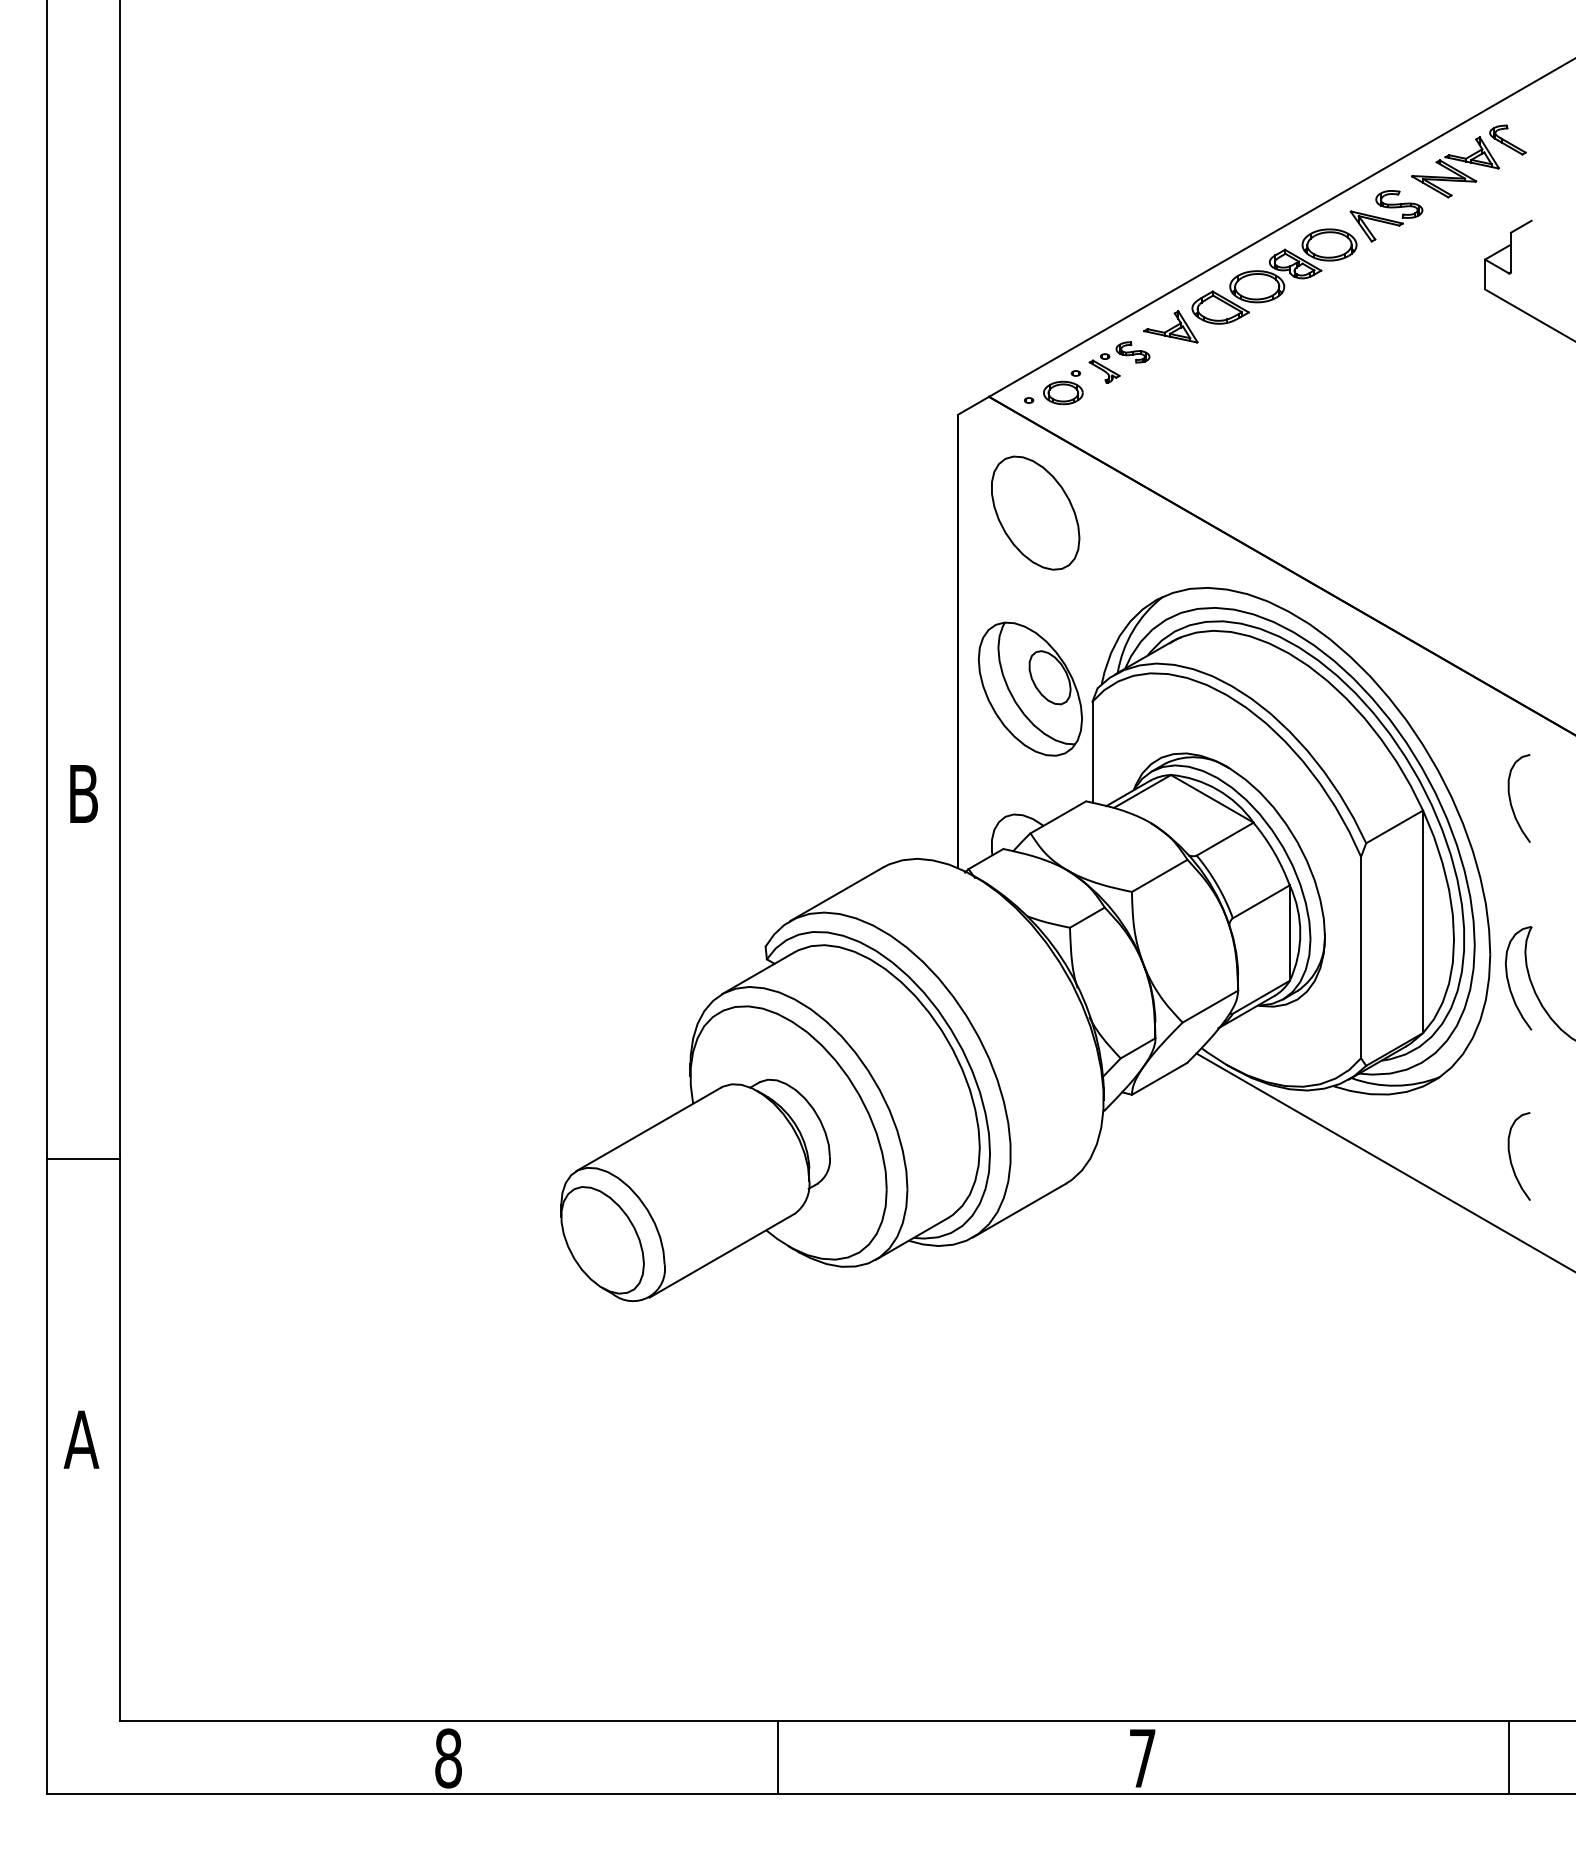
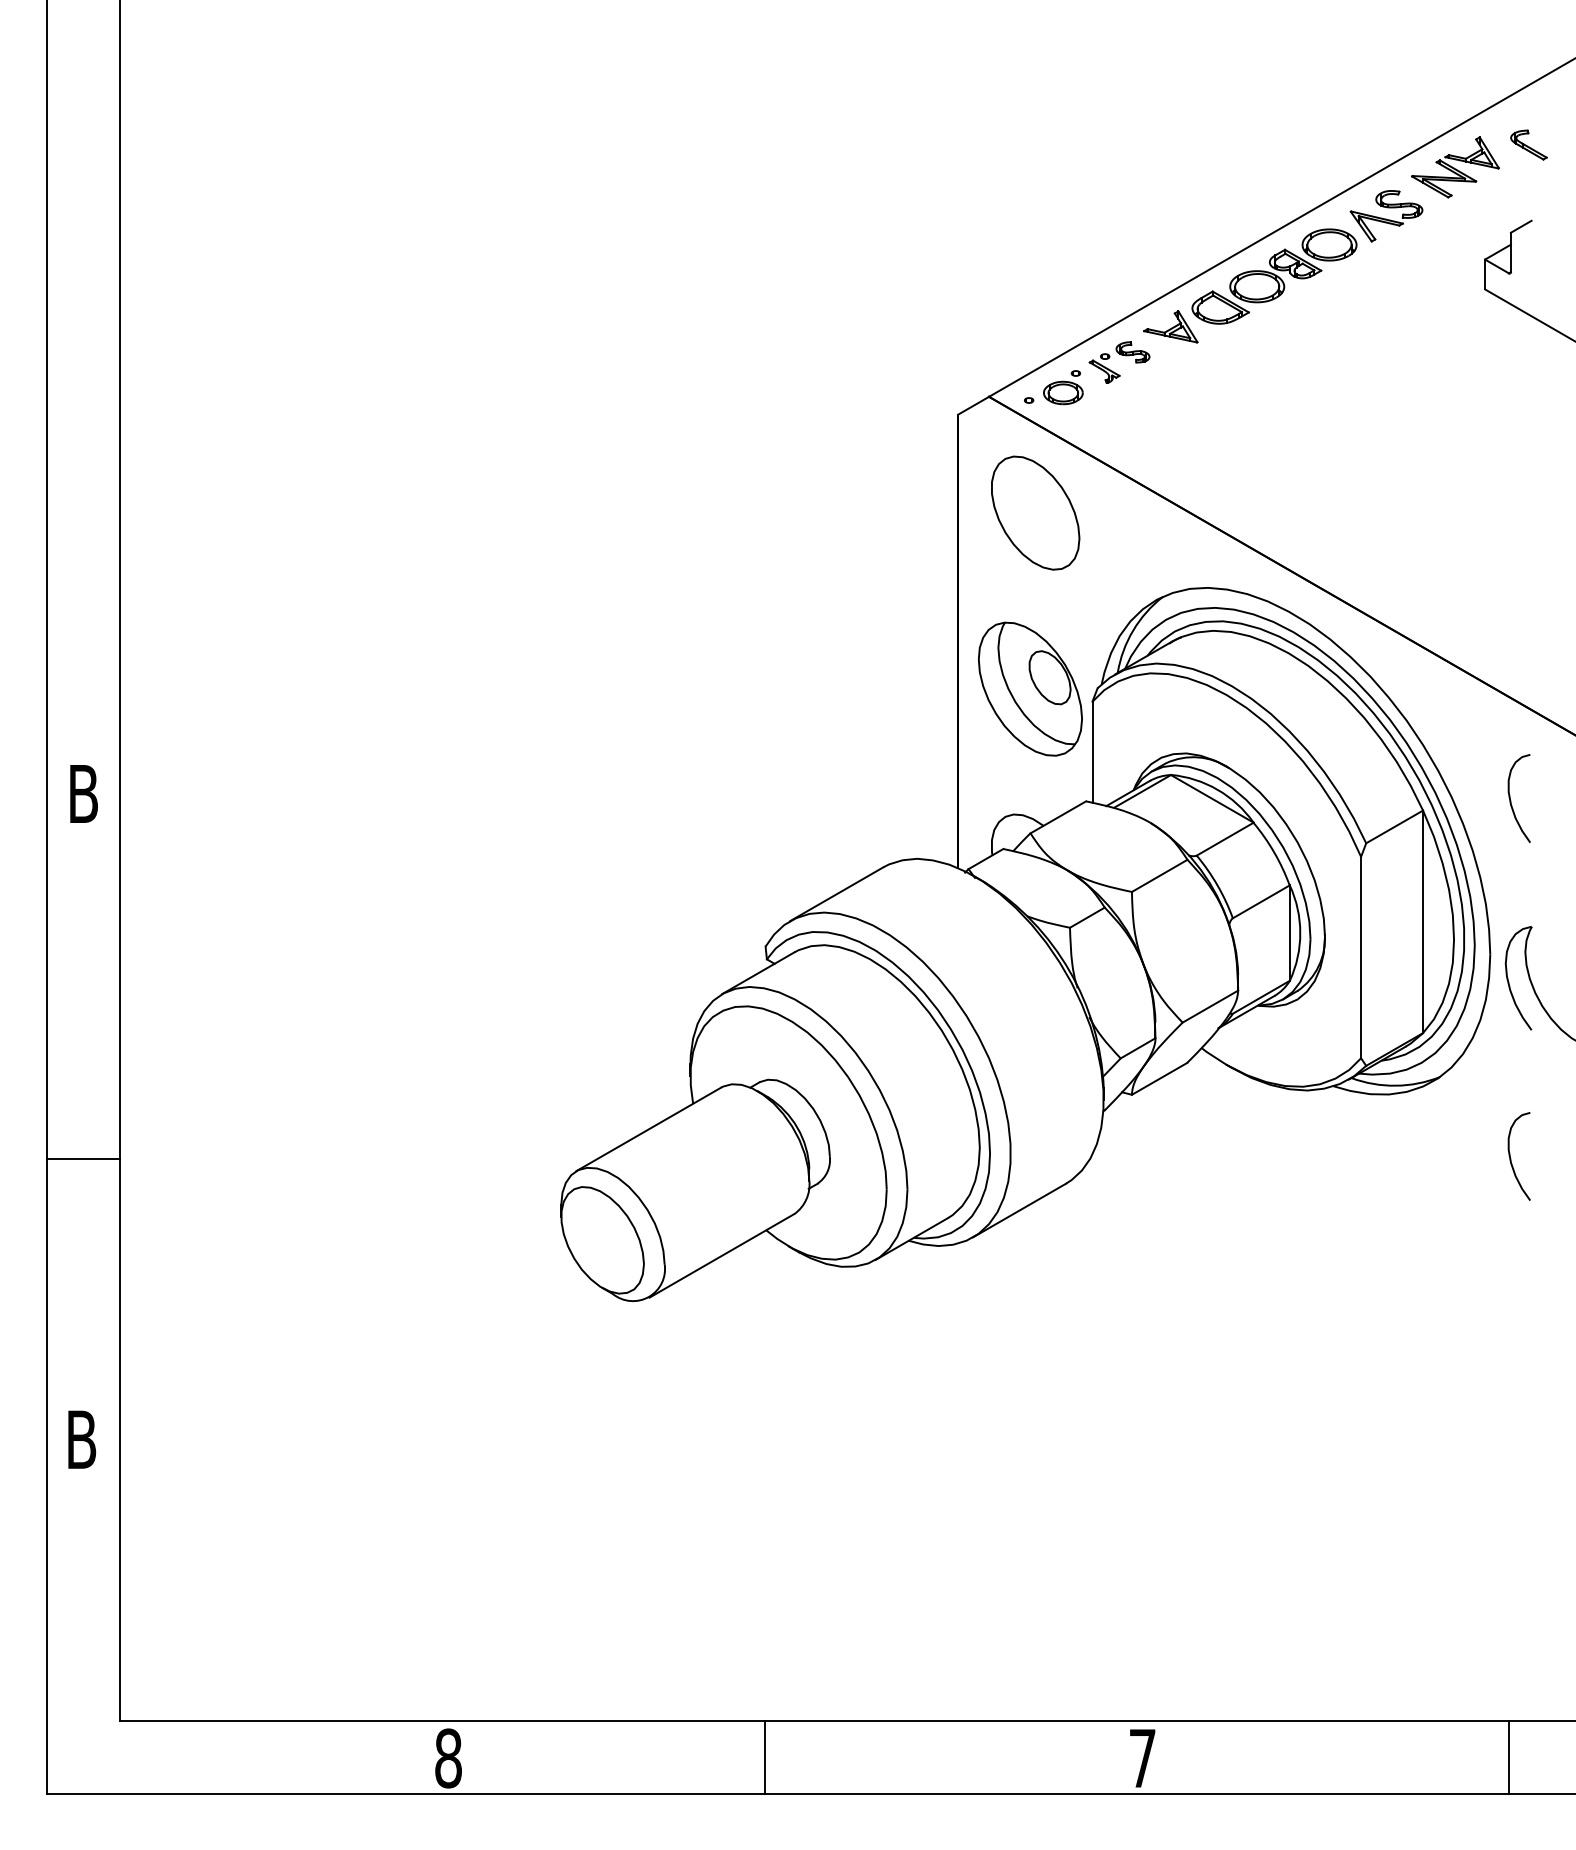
part position: (1507, 139) -> (1528, 144) (1528, 144)
line: present -> none (1384, 1161)
text: A -> B (81, 1439)
line position: (778, 1757) -> (765, 1757) (765, 1757)
